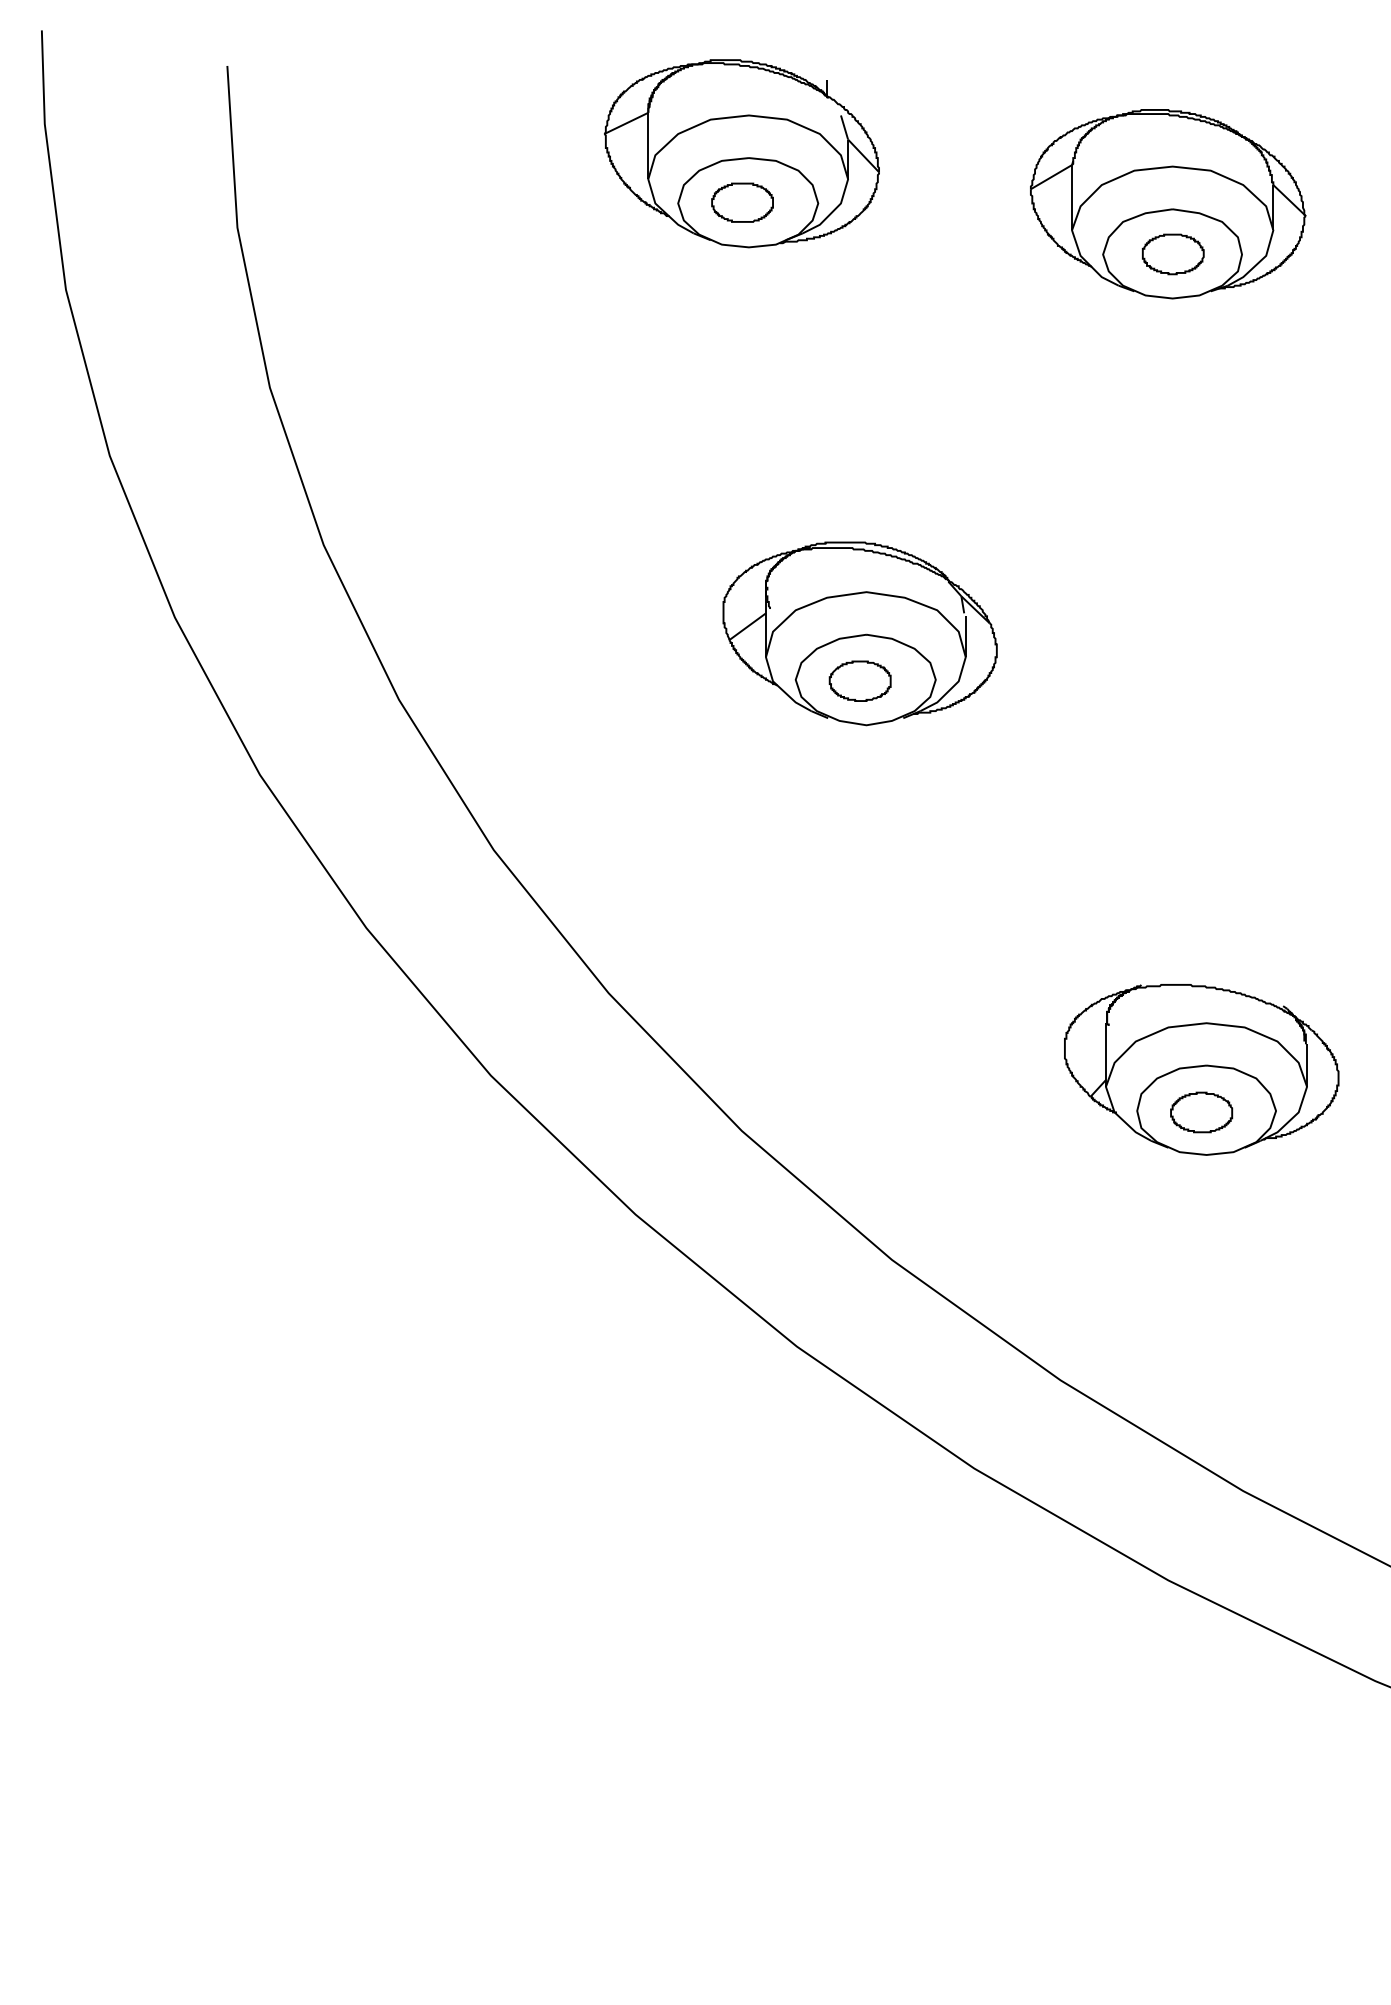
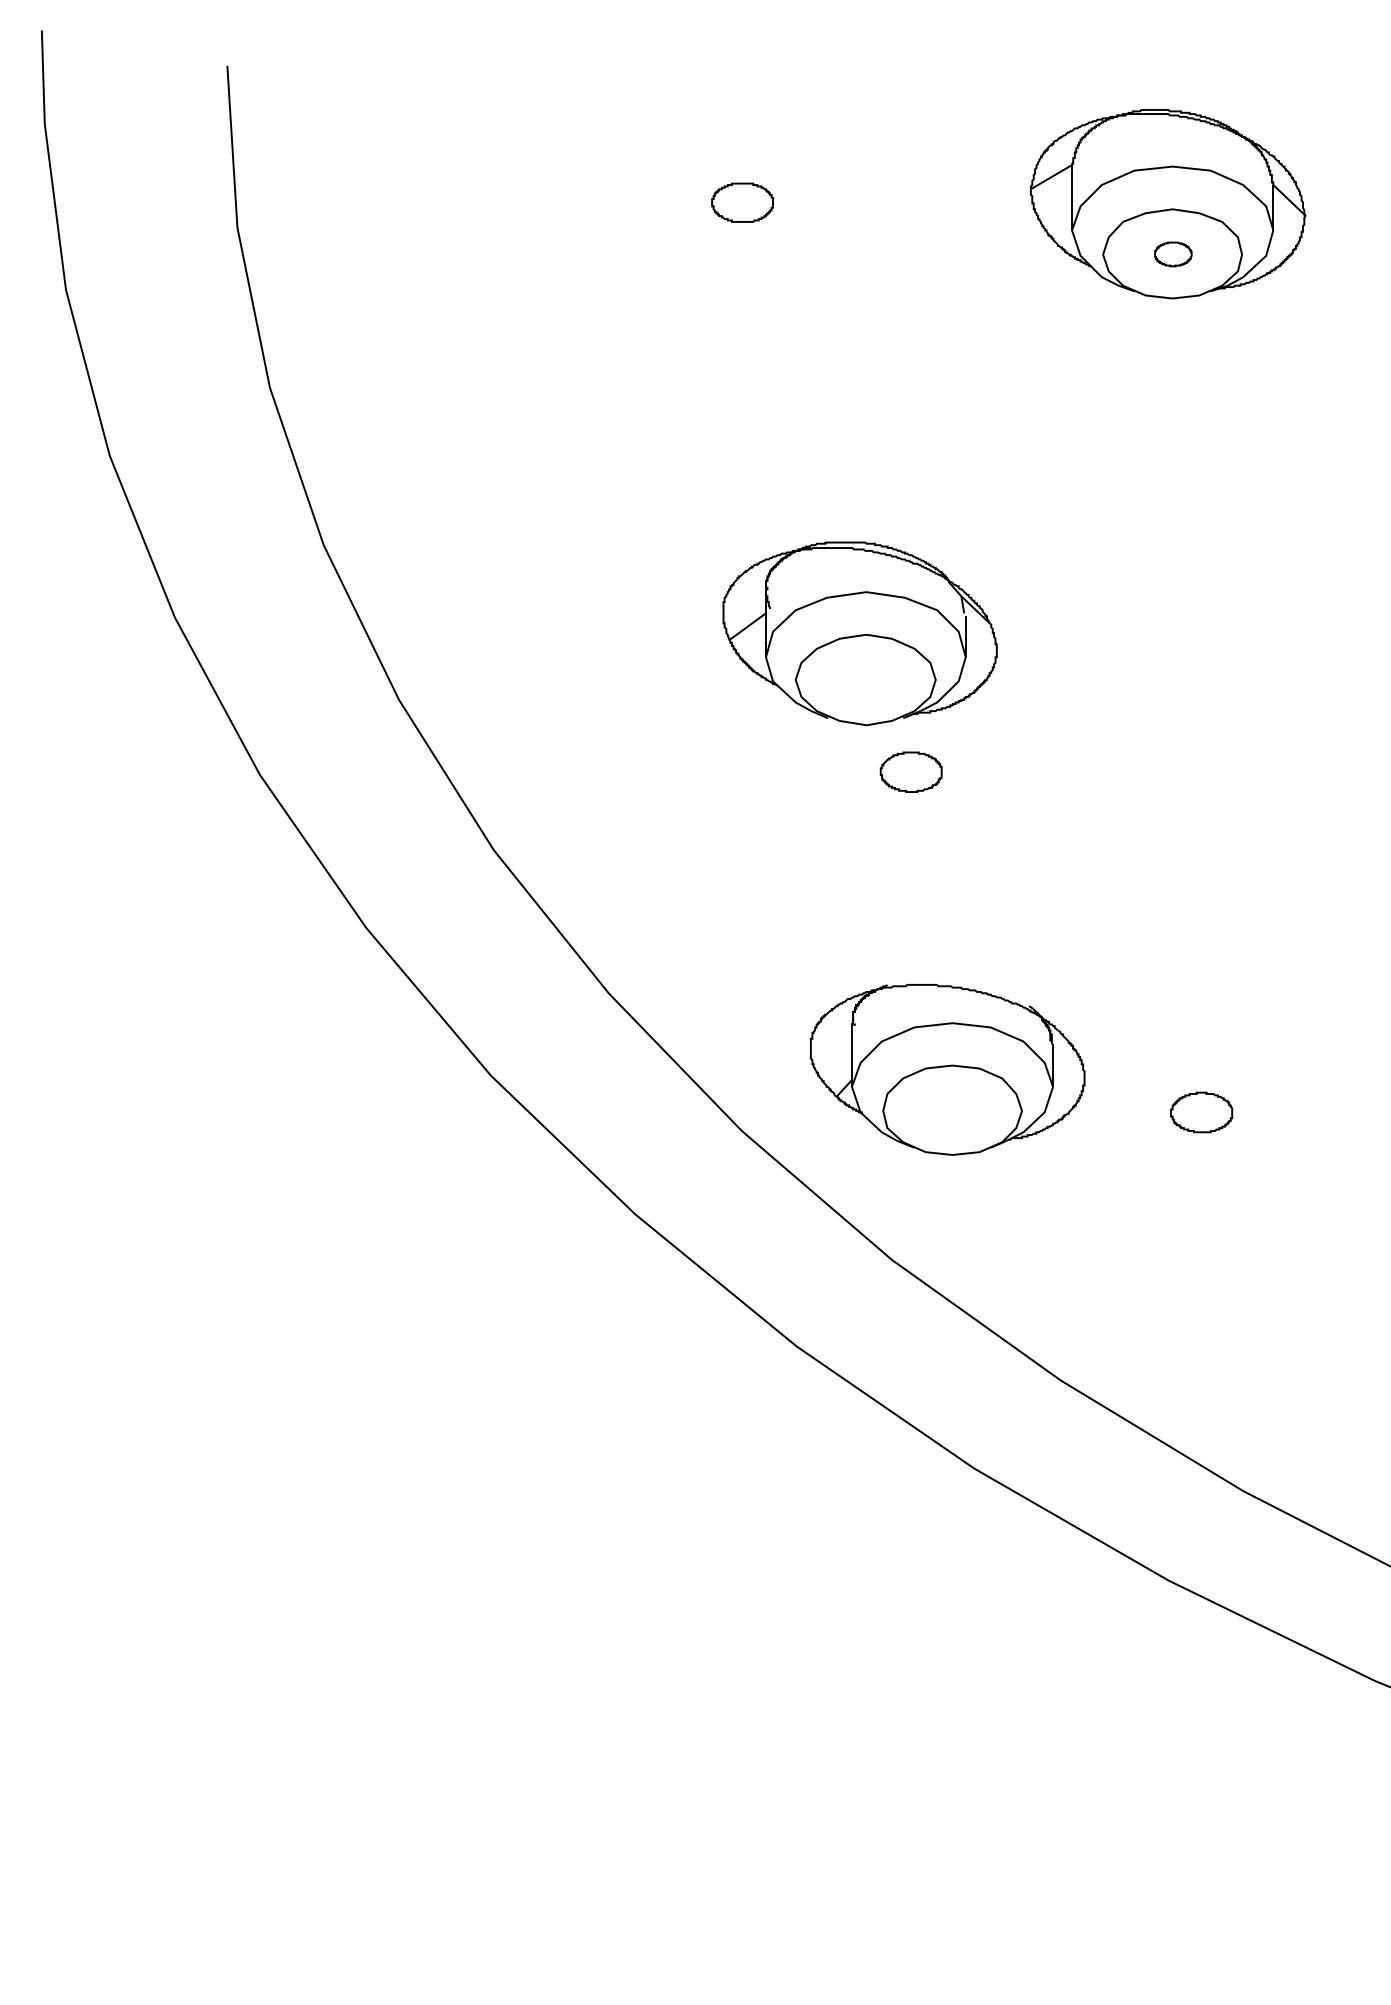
part: present -> none (741, 153)
part size: 63x43 px -> 39x27 px (1173, 254)
part position: (859, 680) -> (910, 771) (910, 771)
part position: (1201, 1069) -> (947, 1069) (947, 1069)
